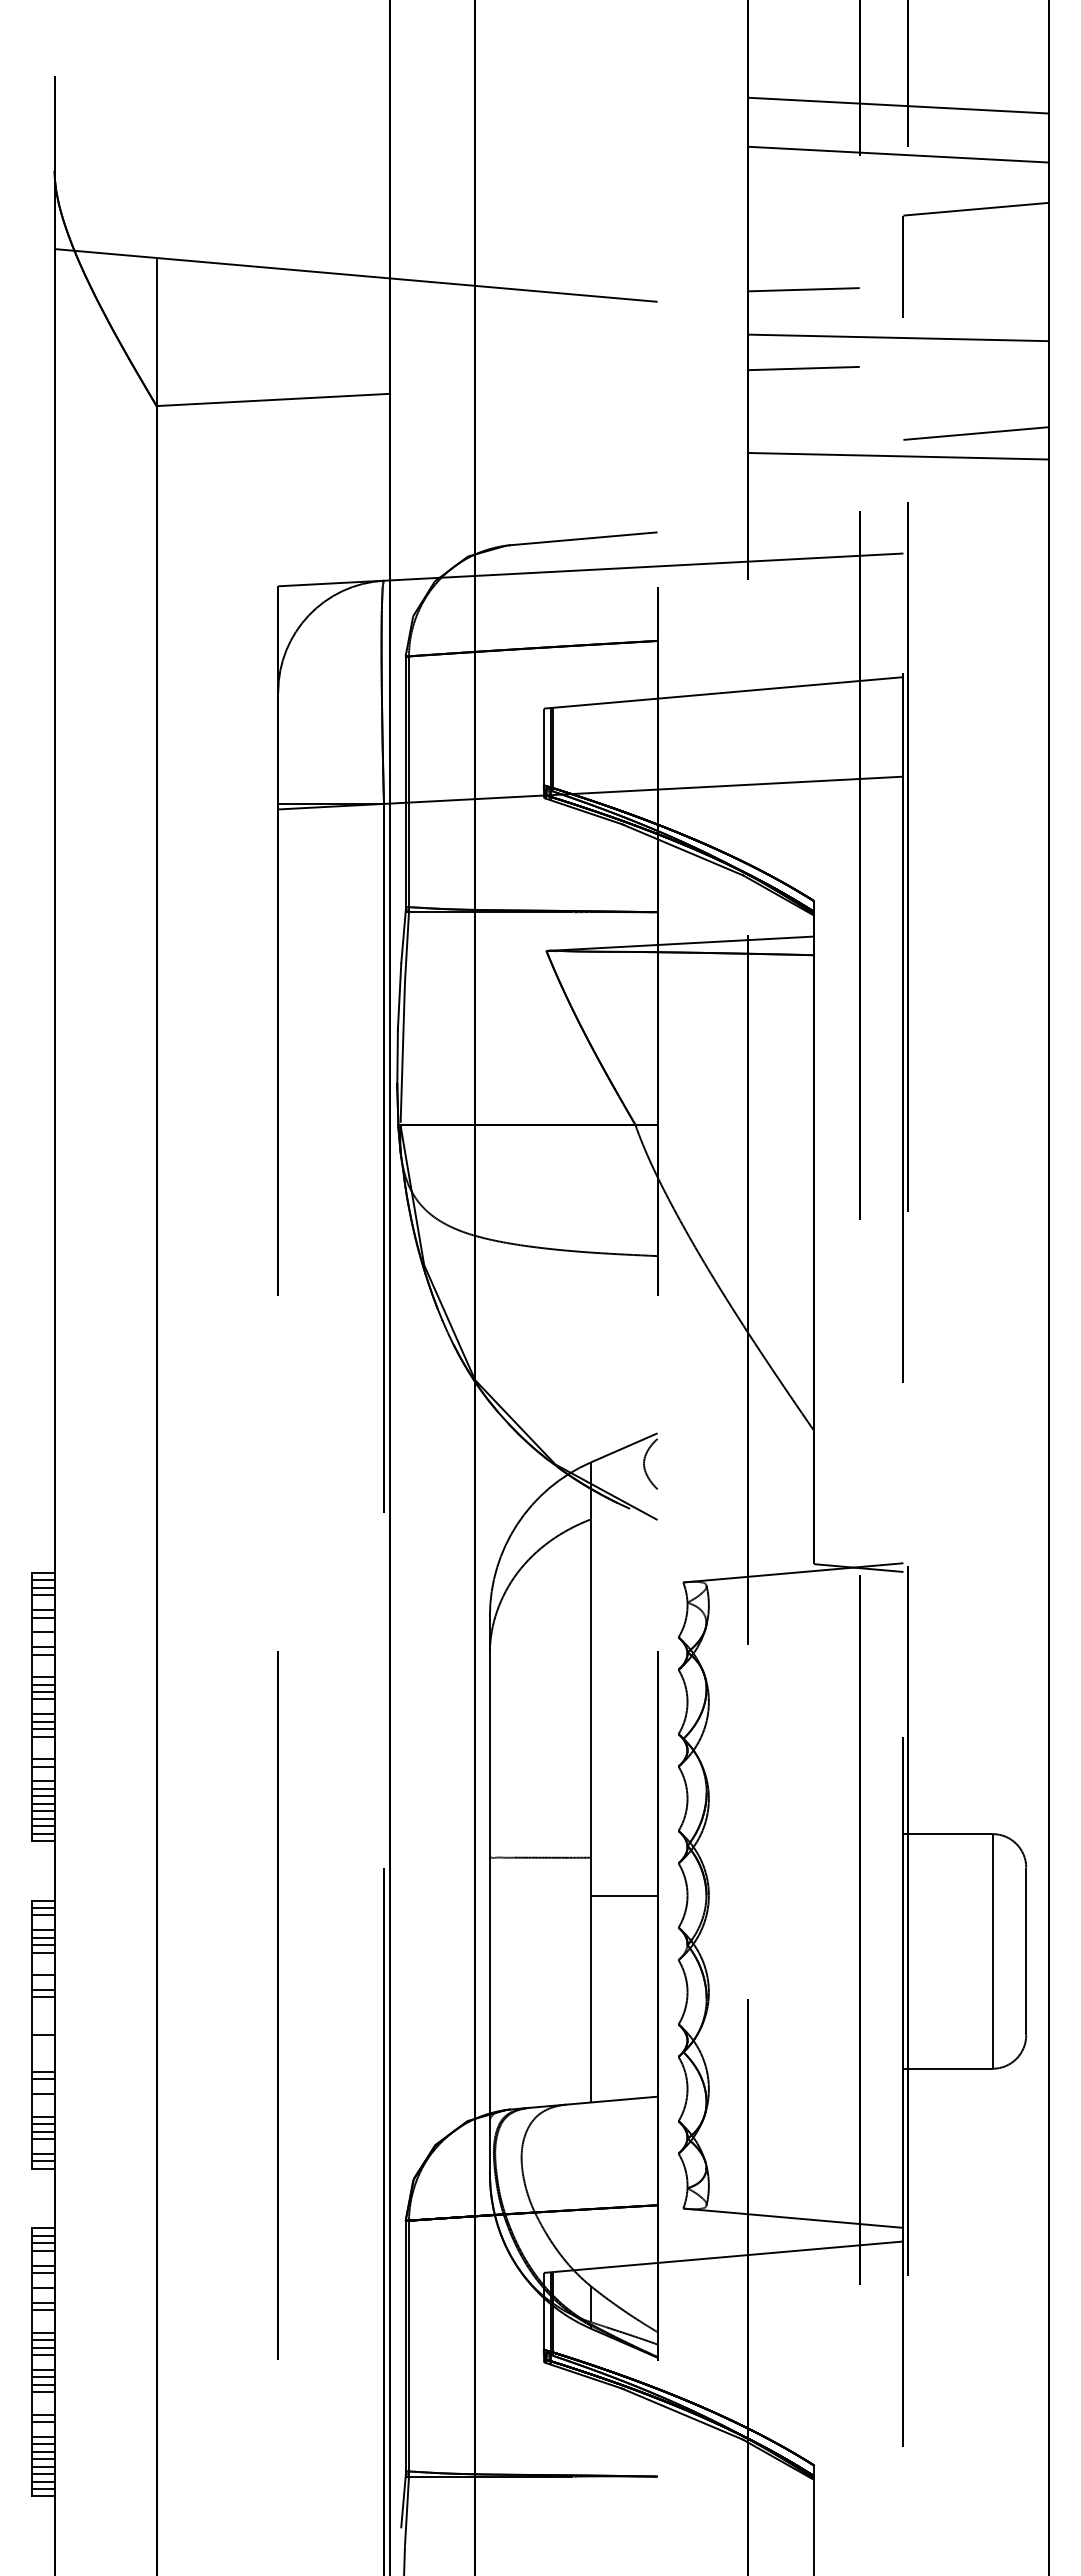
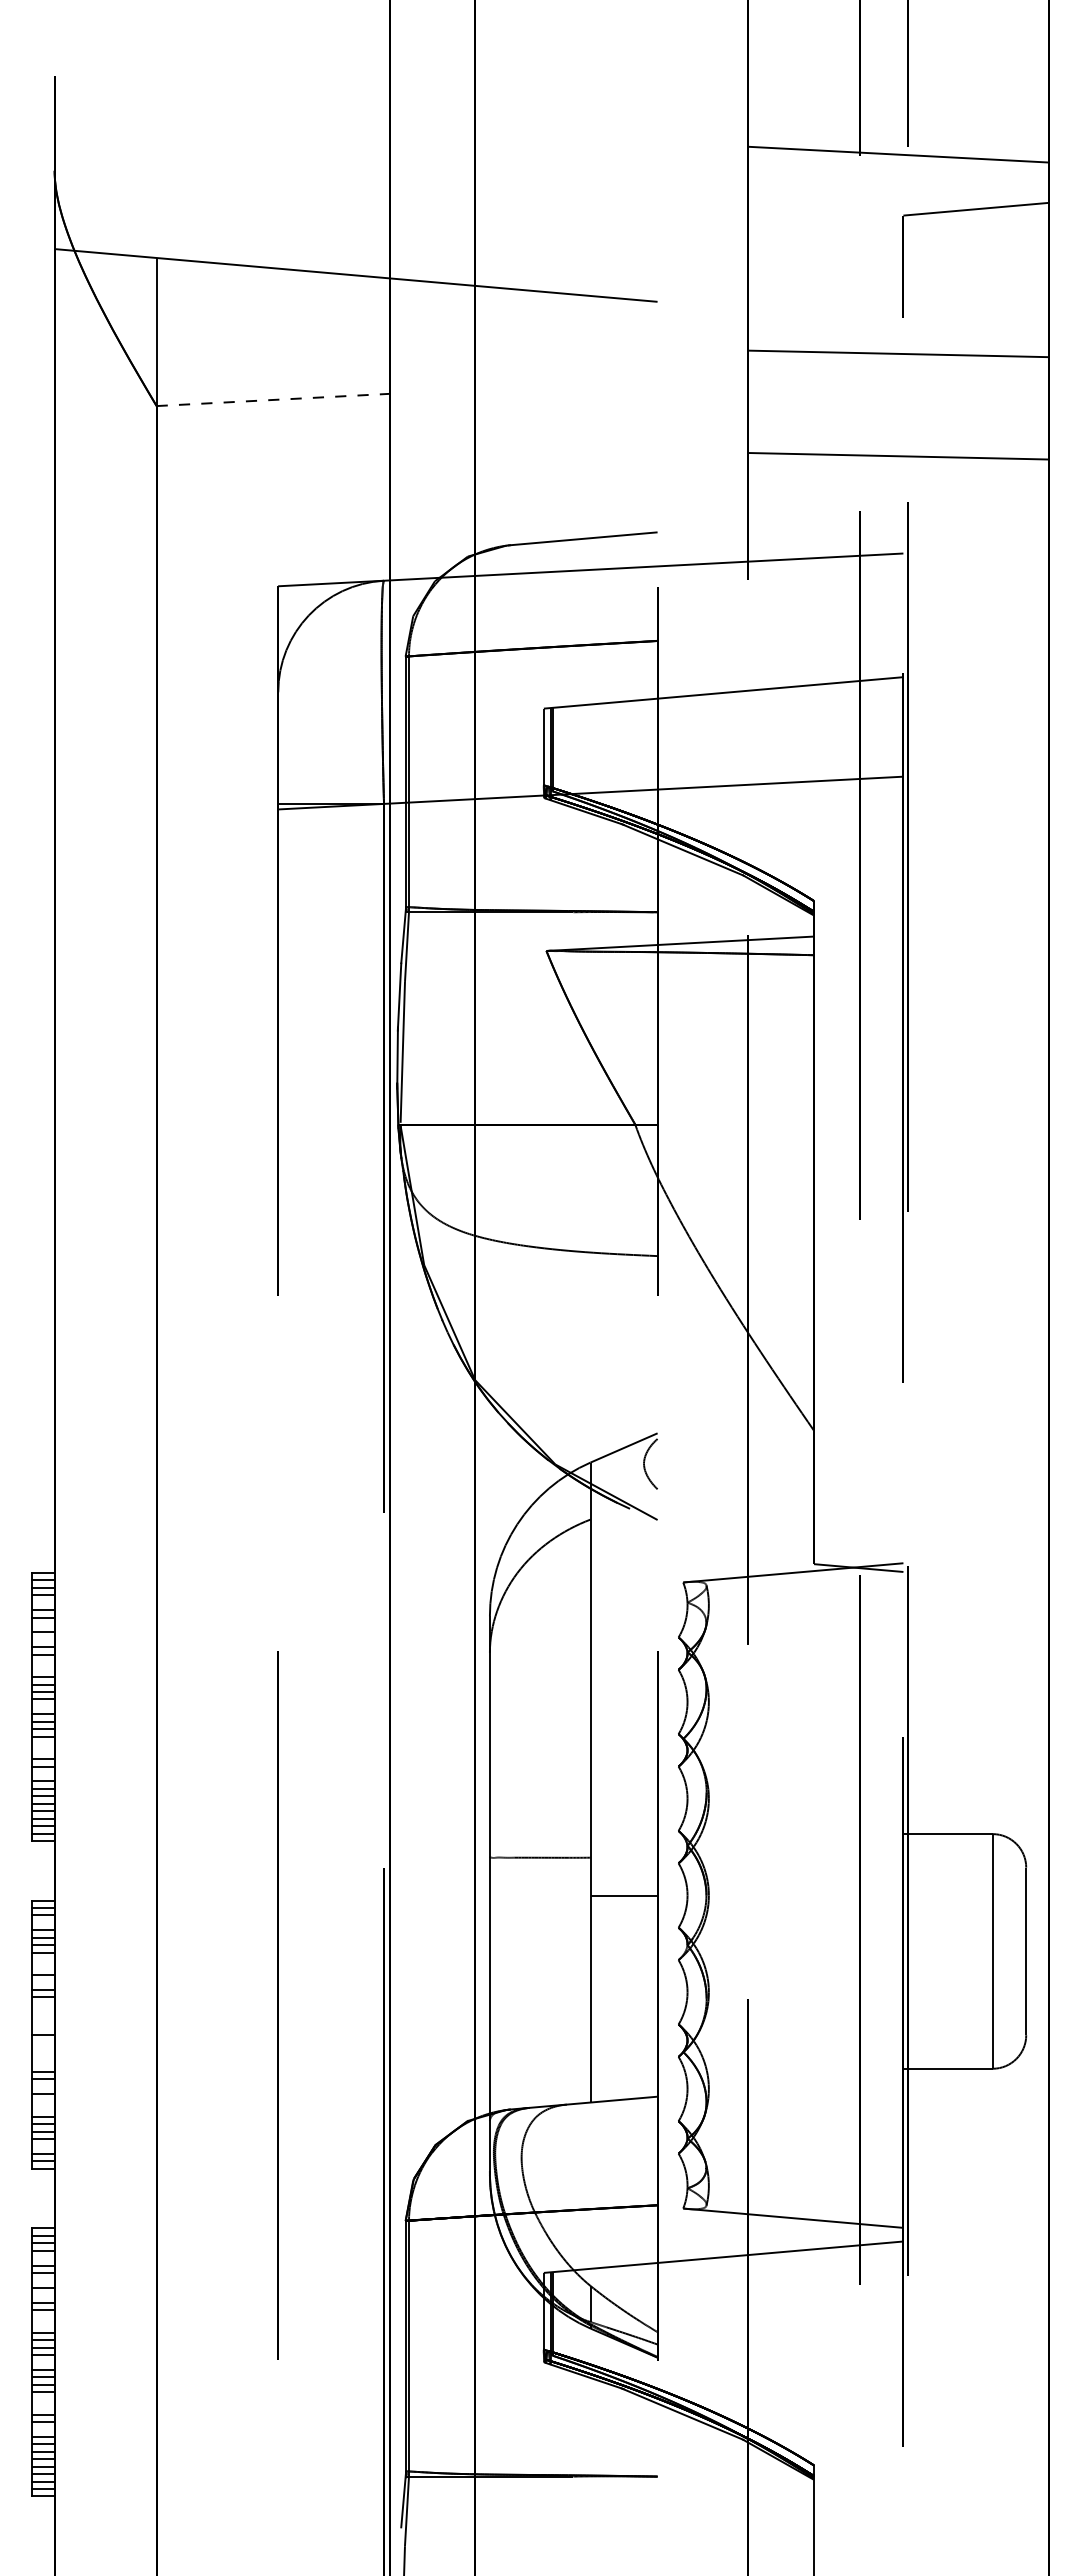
line: present -> none (898, 105)
line: present -> none (803, 289)
line position: (898, 337) -> (898, 353) (898, 353)
line: present -> none (803, 368)
line: solid -> dashed (273, 399)
line: present -> none (975, 433)
